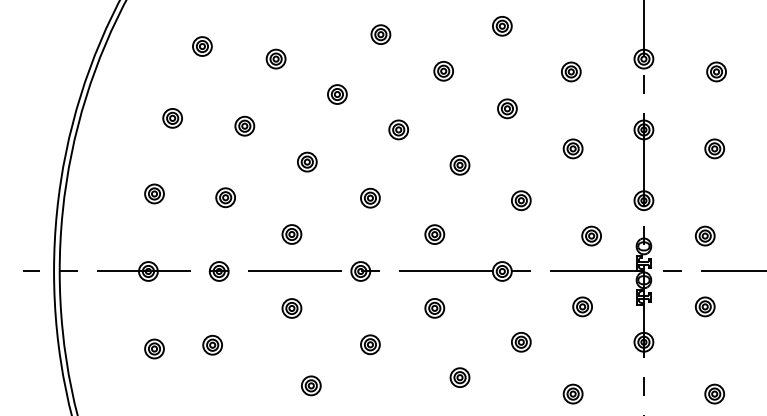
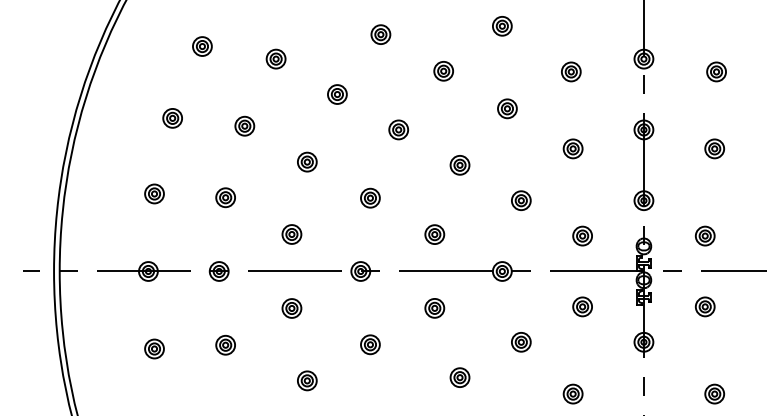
part position: (591, 235) -> (582, 235) (582, 235)
part position: (212, 344) -> (225, 344) (225, 344)
part position: (311, 385) -> (307, 380) (307, 380)
